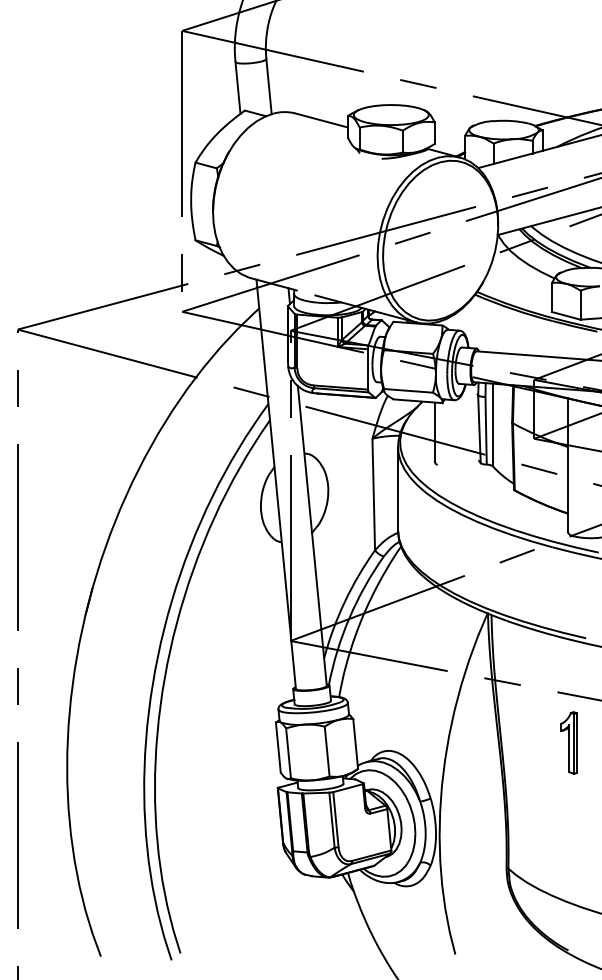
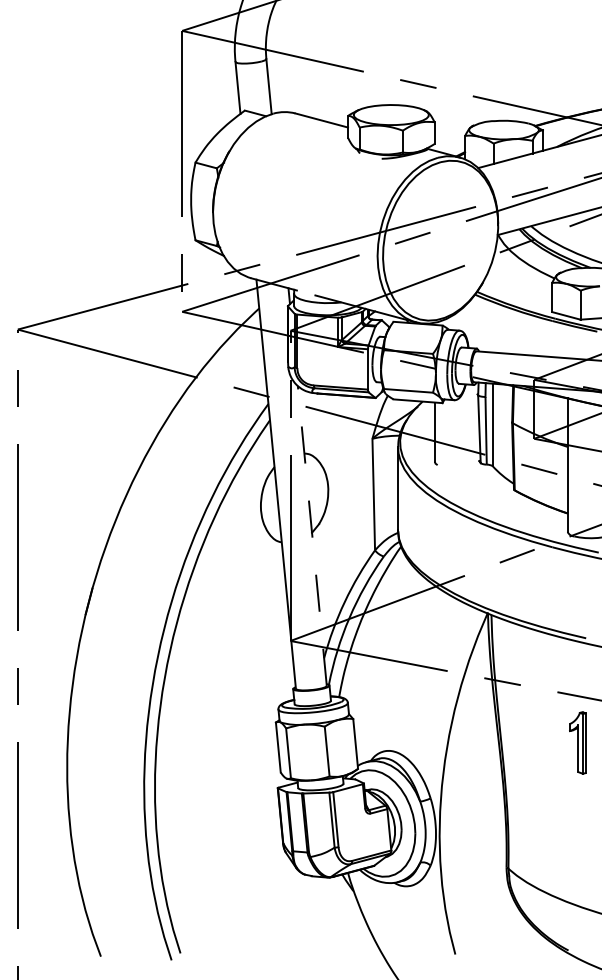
line: solid -> dashed (312, 535)
part position: (568, 742) -> (577, 742) (577, 742)
